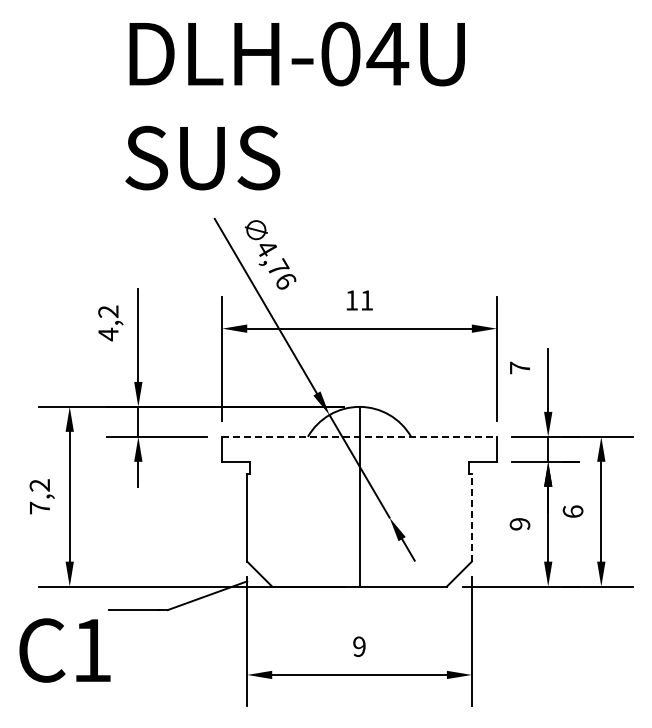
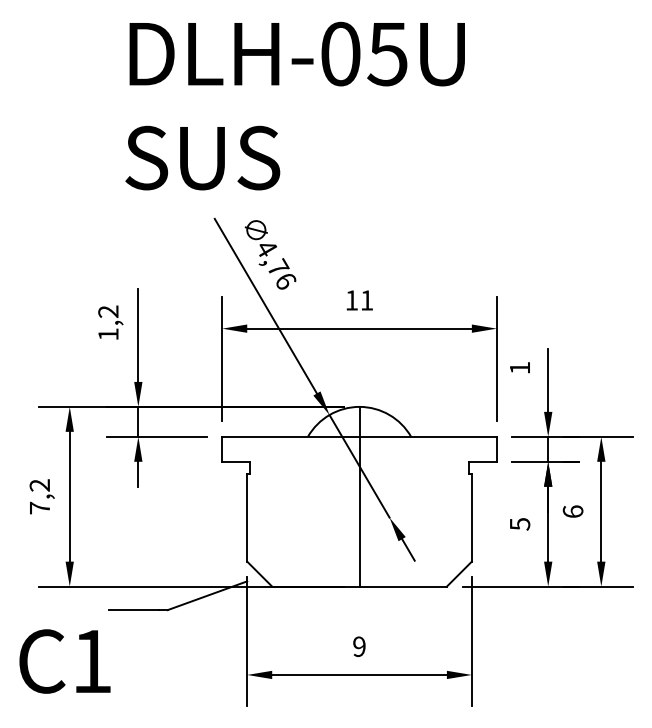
text: DLH-04U -> DLH-05U (387, 54)
text: 4,2 -> 1,2 (108, 334)
text: 7 -> 1 (519, 367)
line: dashed -> solid (360, 436)
line: dashed -> solid (471, 517)
text: 9 -> 5 (519, 524)
text position: (64, 650) -> (64, 661) (64, 661)
